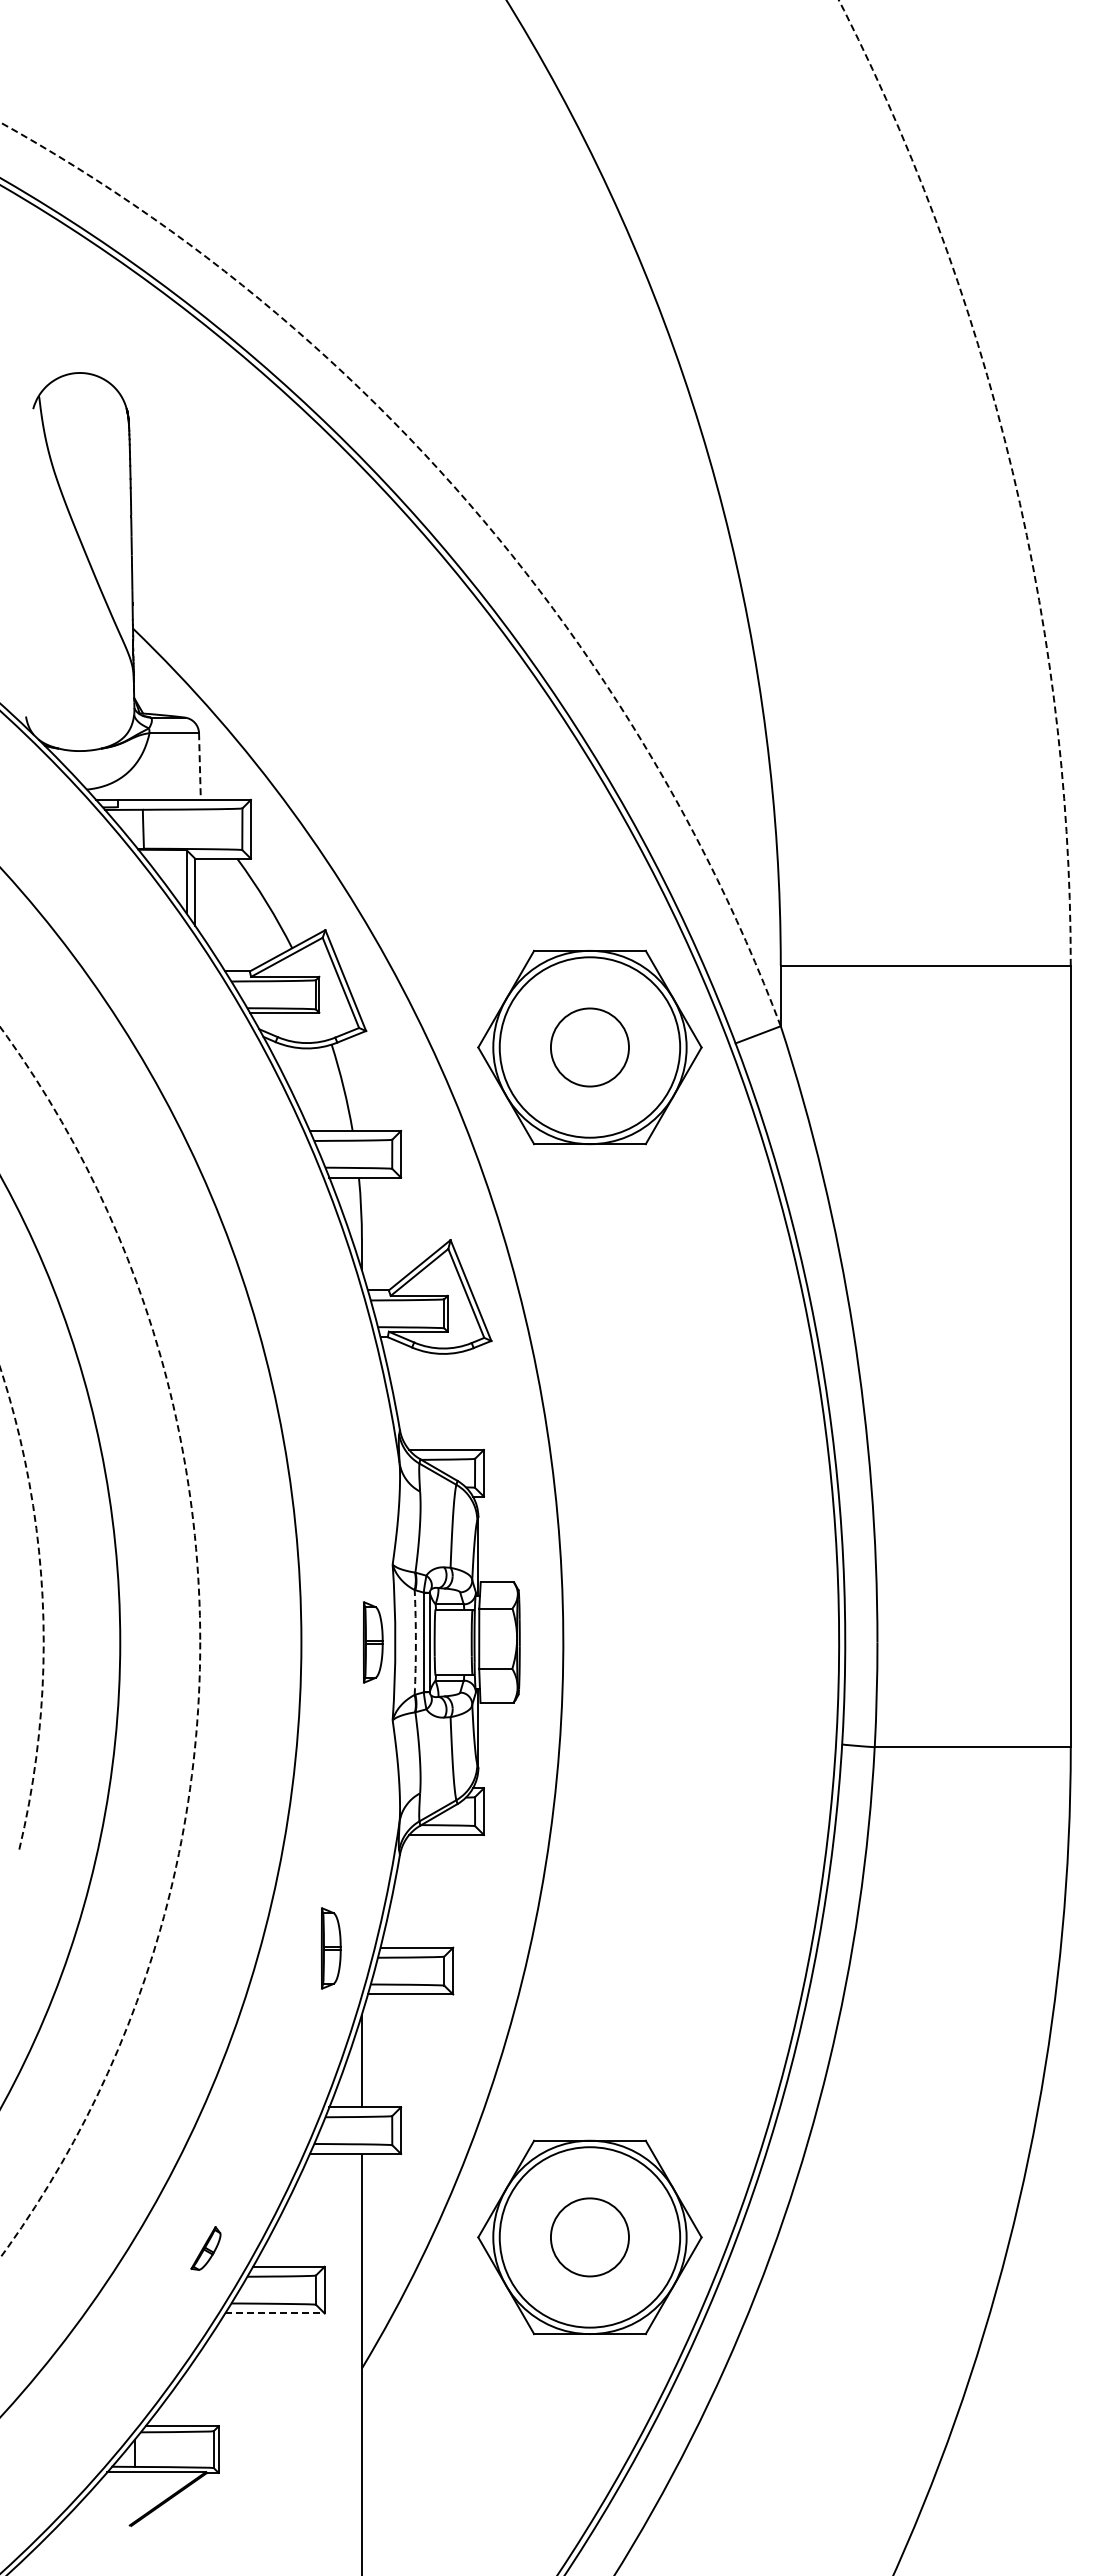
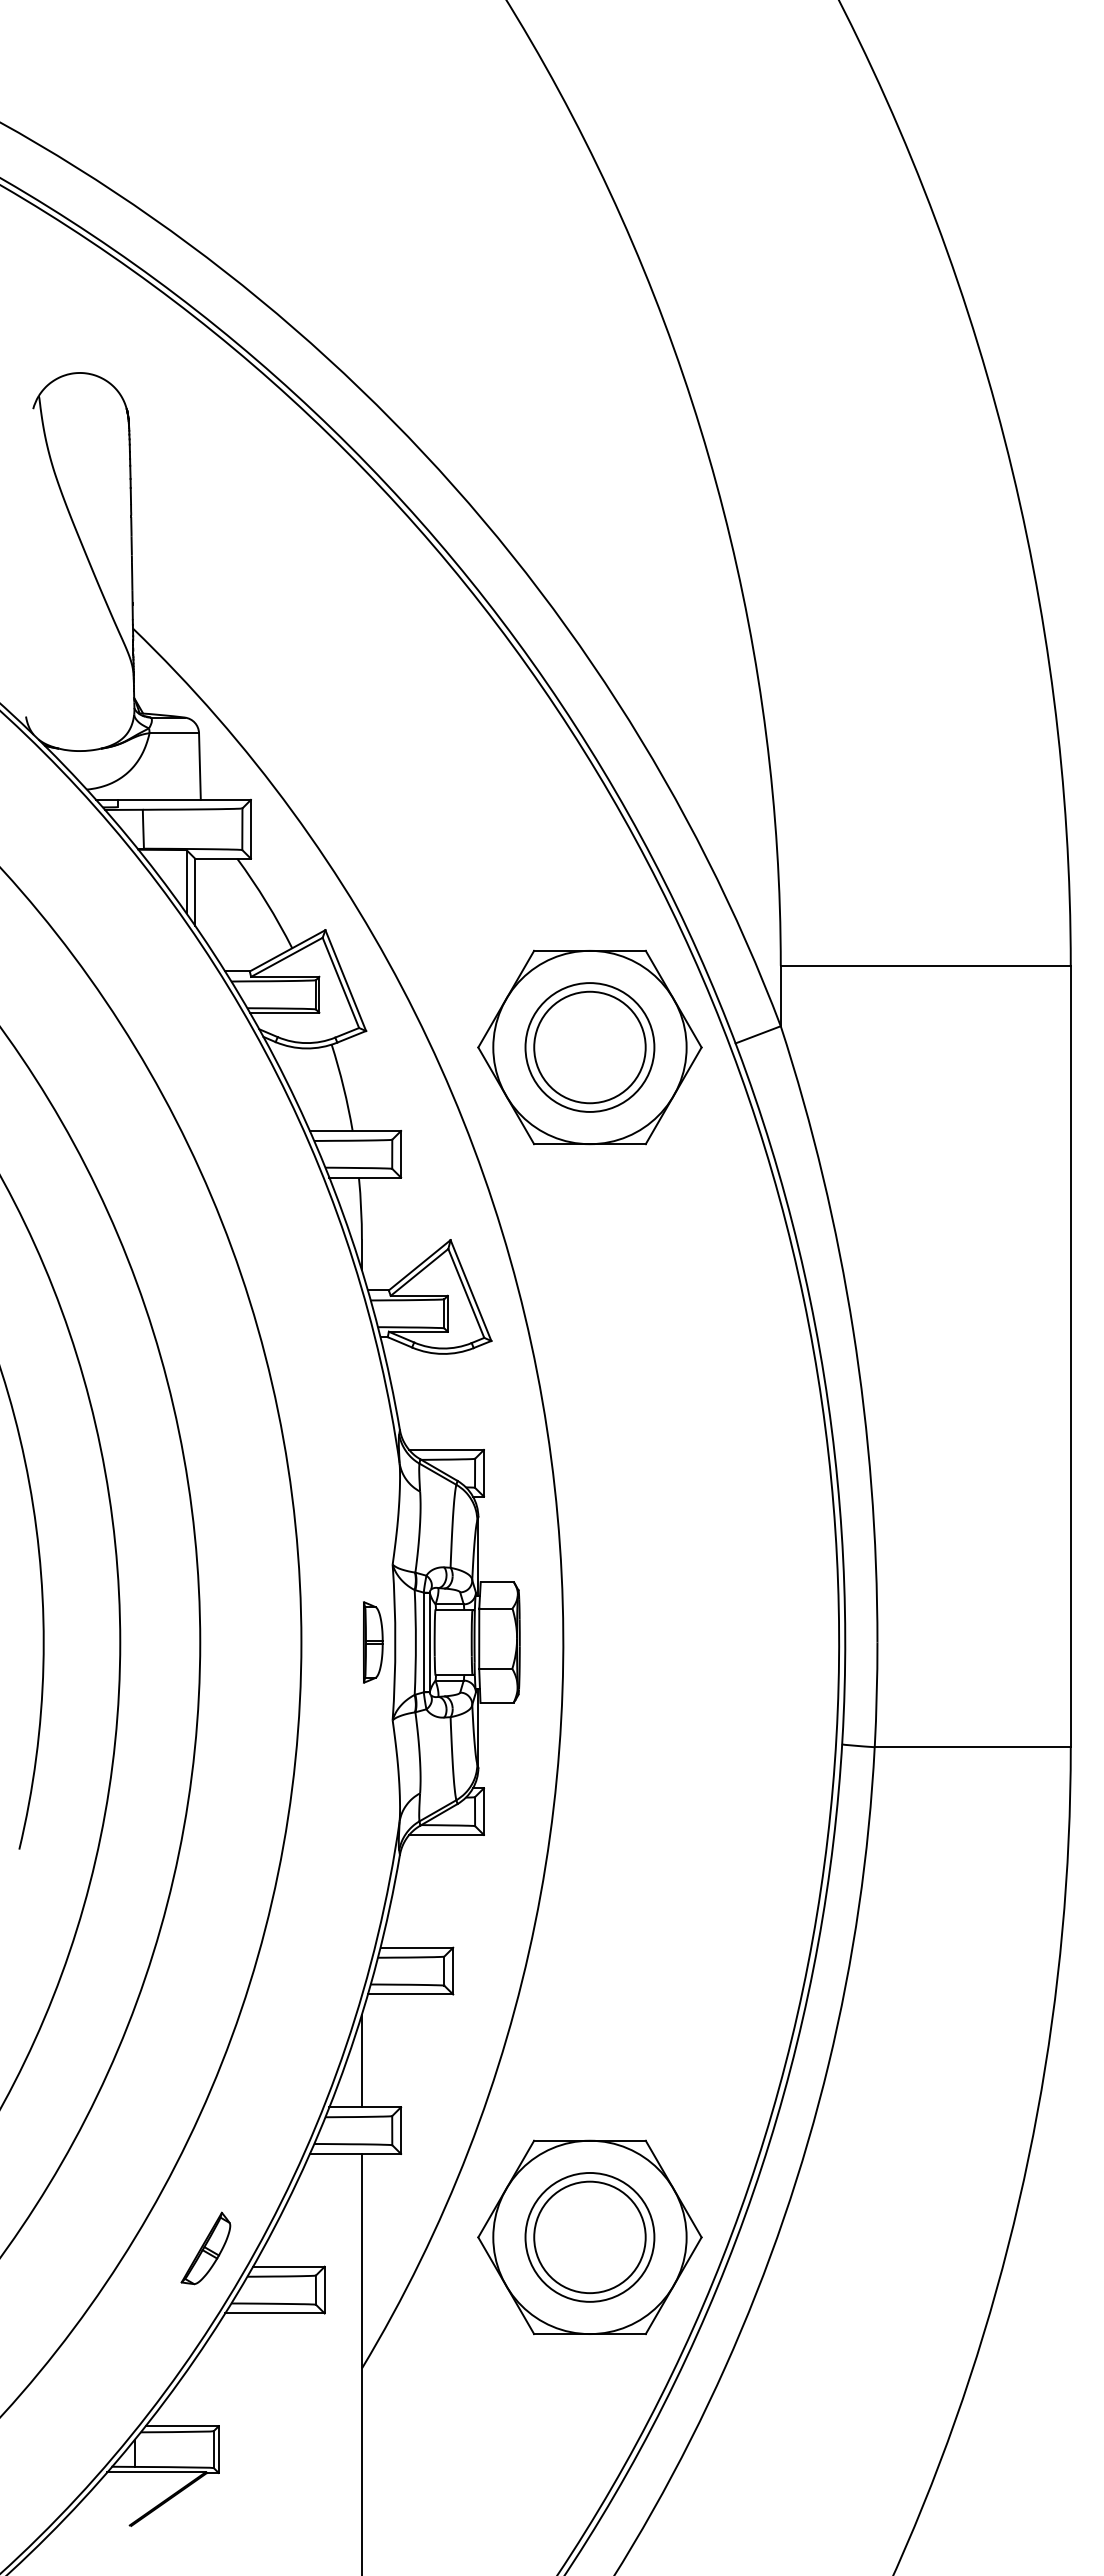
arc: dashed -> solid (1011, 469)
arc: dashed -> solid (471, 506)
line: dashed -> solid (199, 767)
circle diameter: 180 px -> 129 px (589, 1047)
circle diameter: 78 px -> 111 px (589, 1047)
arc: dashed -> solid (42, 1608)
circle: dashed -> solid (100, 1642)
arc: dashed -> solid (415, 1642)
part: present -> none (331, 1948)
circle diameter: 180 px -> 129 px (589, 2236)
circle diameter: 78 px -> 111 px (589, 2237)
part size: 32x45 px -> 52x75 px (205, 2248)
line: dashed -> solid (274, 2313)
